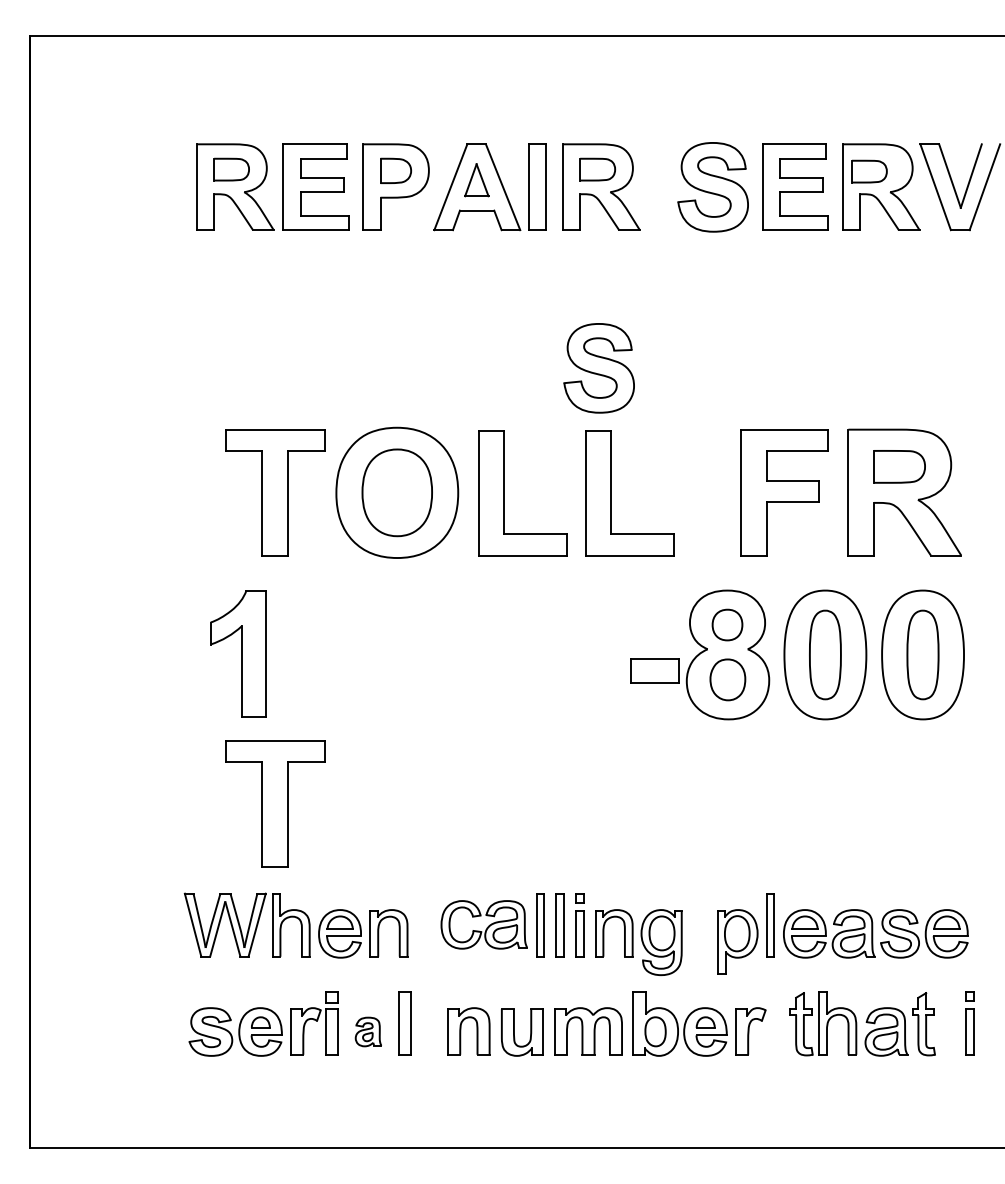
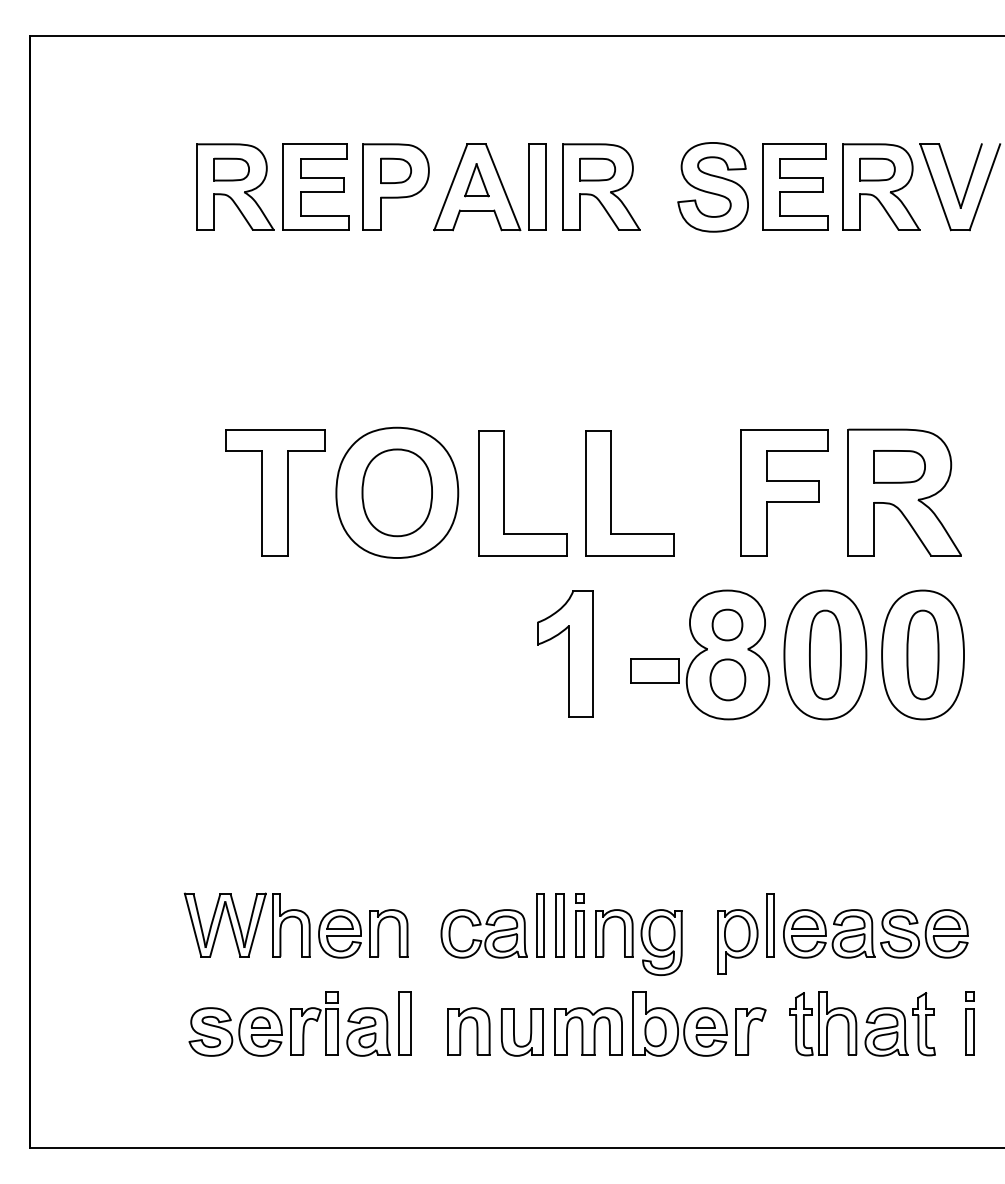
part position: (869, 171) -> (877, 169) (877, 169)
part: present -> none (598, 368)
part position: (238, 653) -> (565, 653) (565, 653)
part: present -> none (275, 803)
part position: (483, 924) -> (483, 933) (483, 933)
part size: 28x32 px -> 45x50 px (368, 1031)
